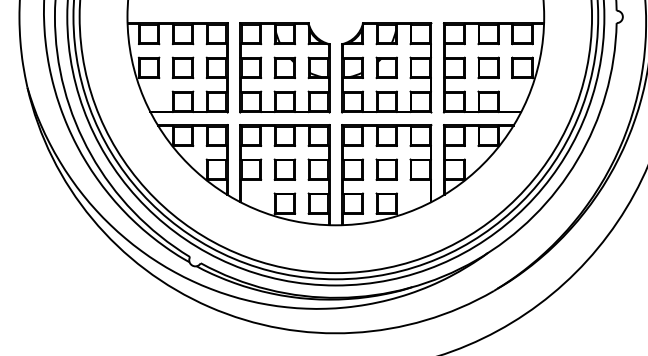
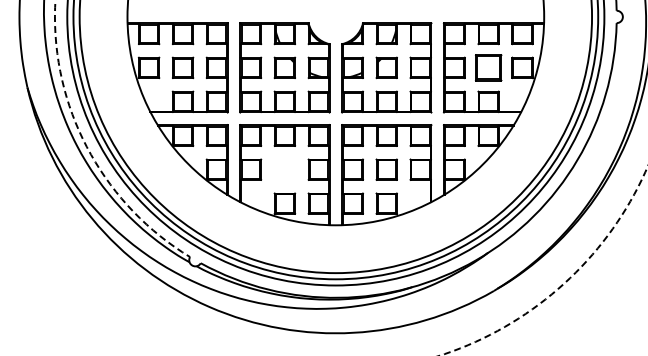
part size: 23x24 px -> 28x28 px (488, 67)
arc: solid -> dashed (86, 146)
part: present -> none (284, 169)
arc: solid -> dashed (564, 283)
